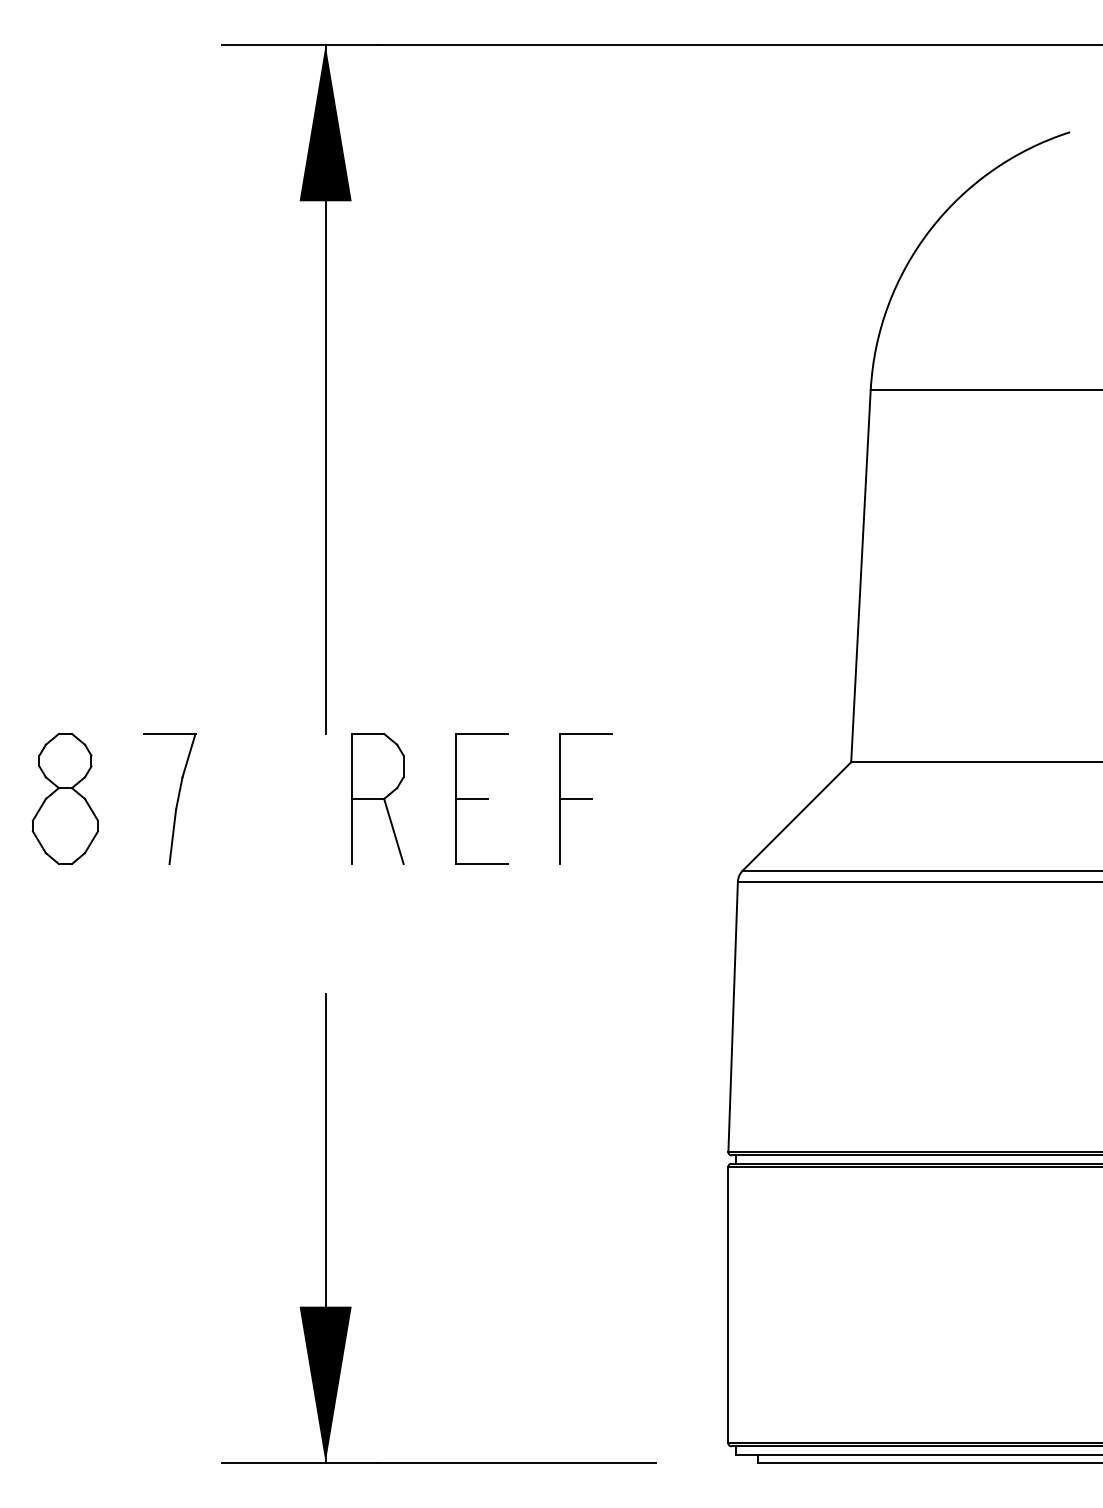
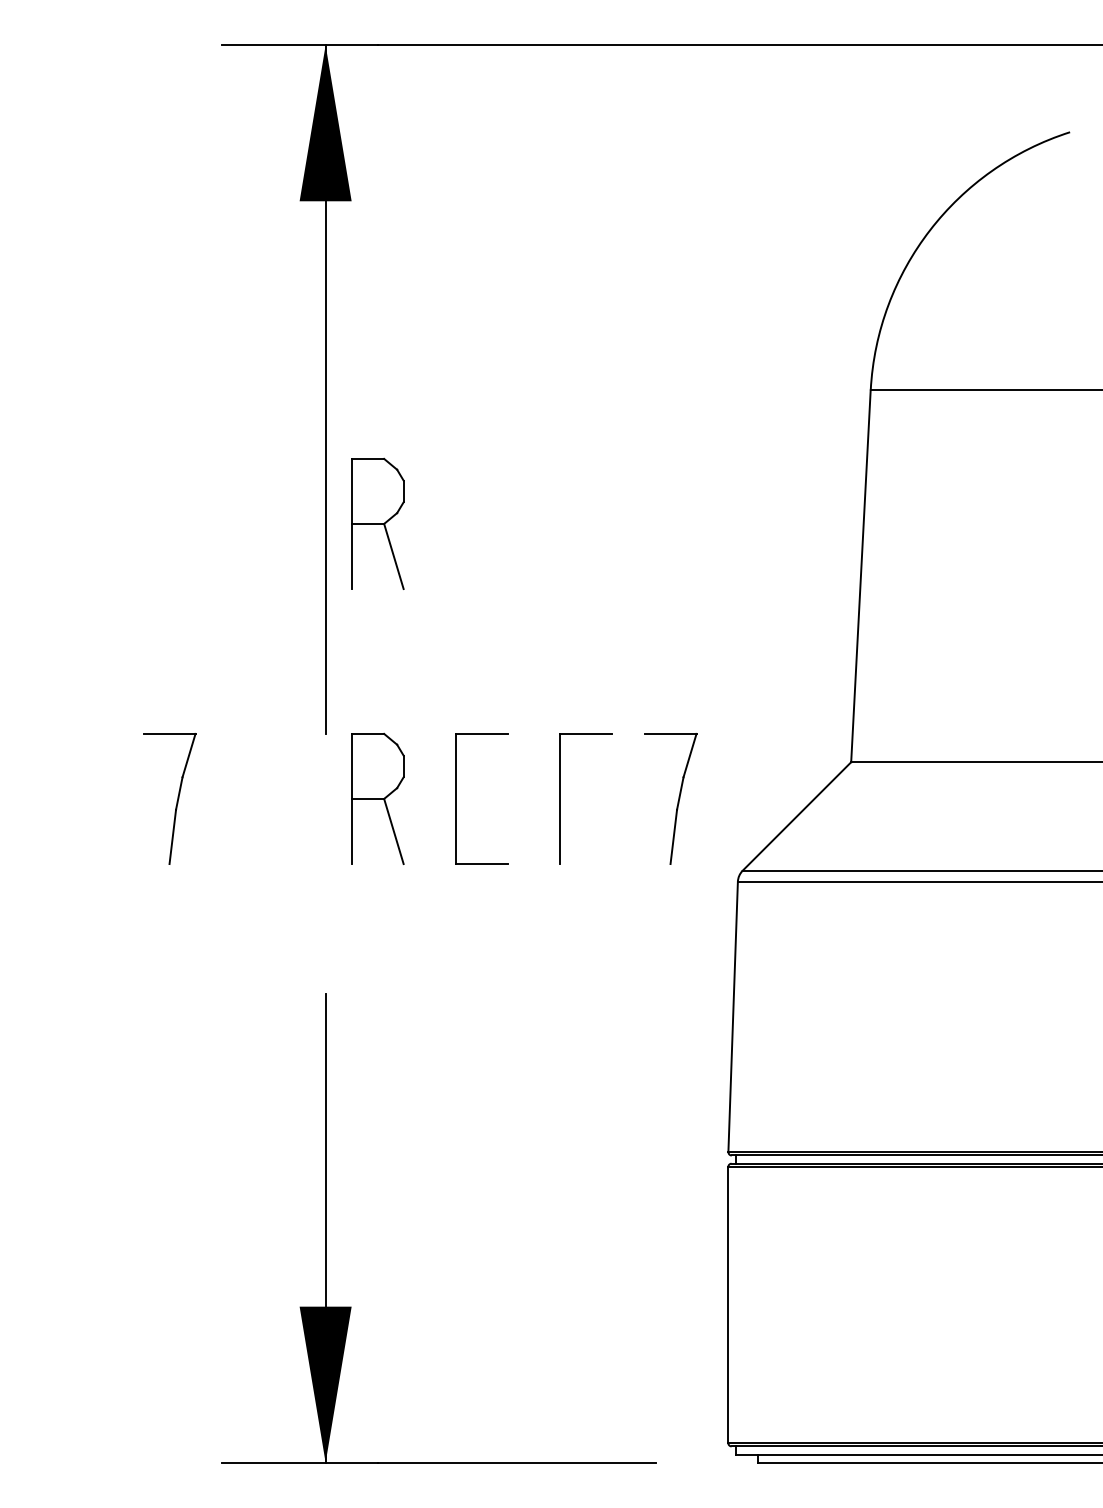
part: none -> present (377, 523)
part: present -> none (64, 798)
line: present -> none (471, 798)
line: present -> none (575, 798)
part: none -> present (677, 801)
